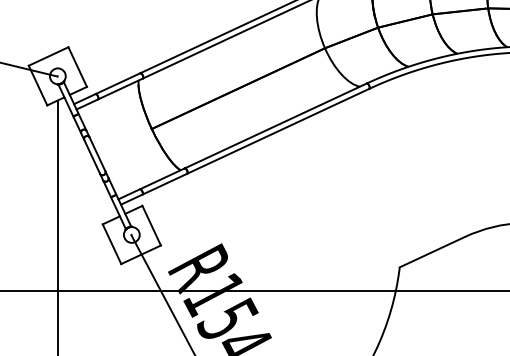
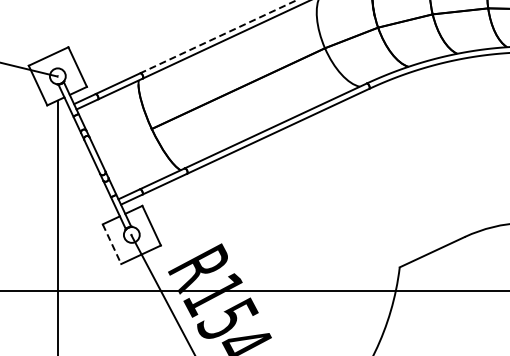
line: solid -> dashed (217, 37)
line: solid -> dashed (112, 244)
